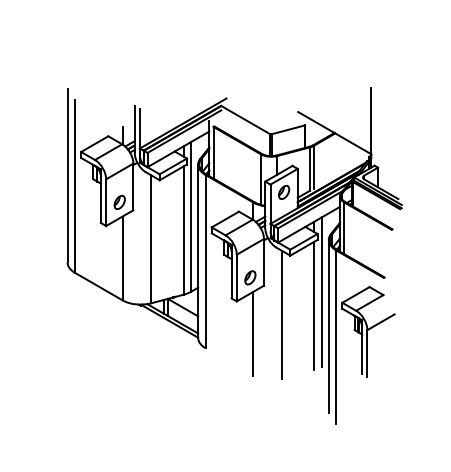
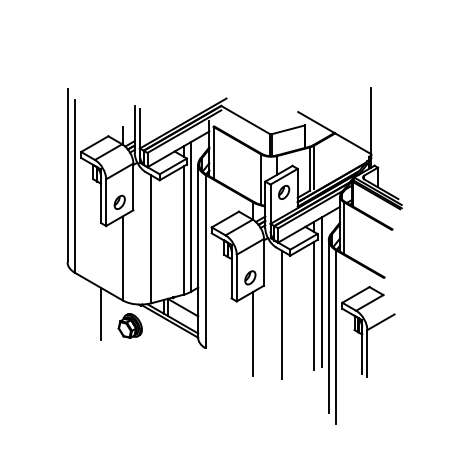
line: none -> present (100, 313)
part: none -> present (129, 325)
